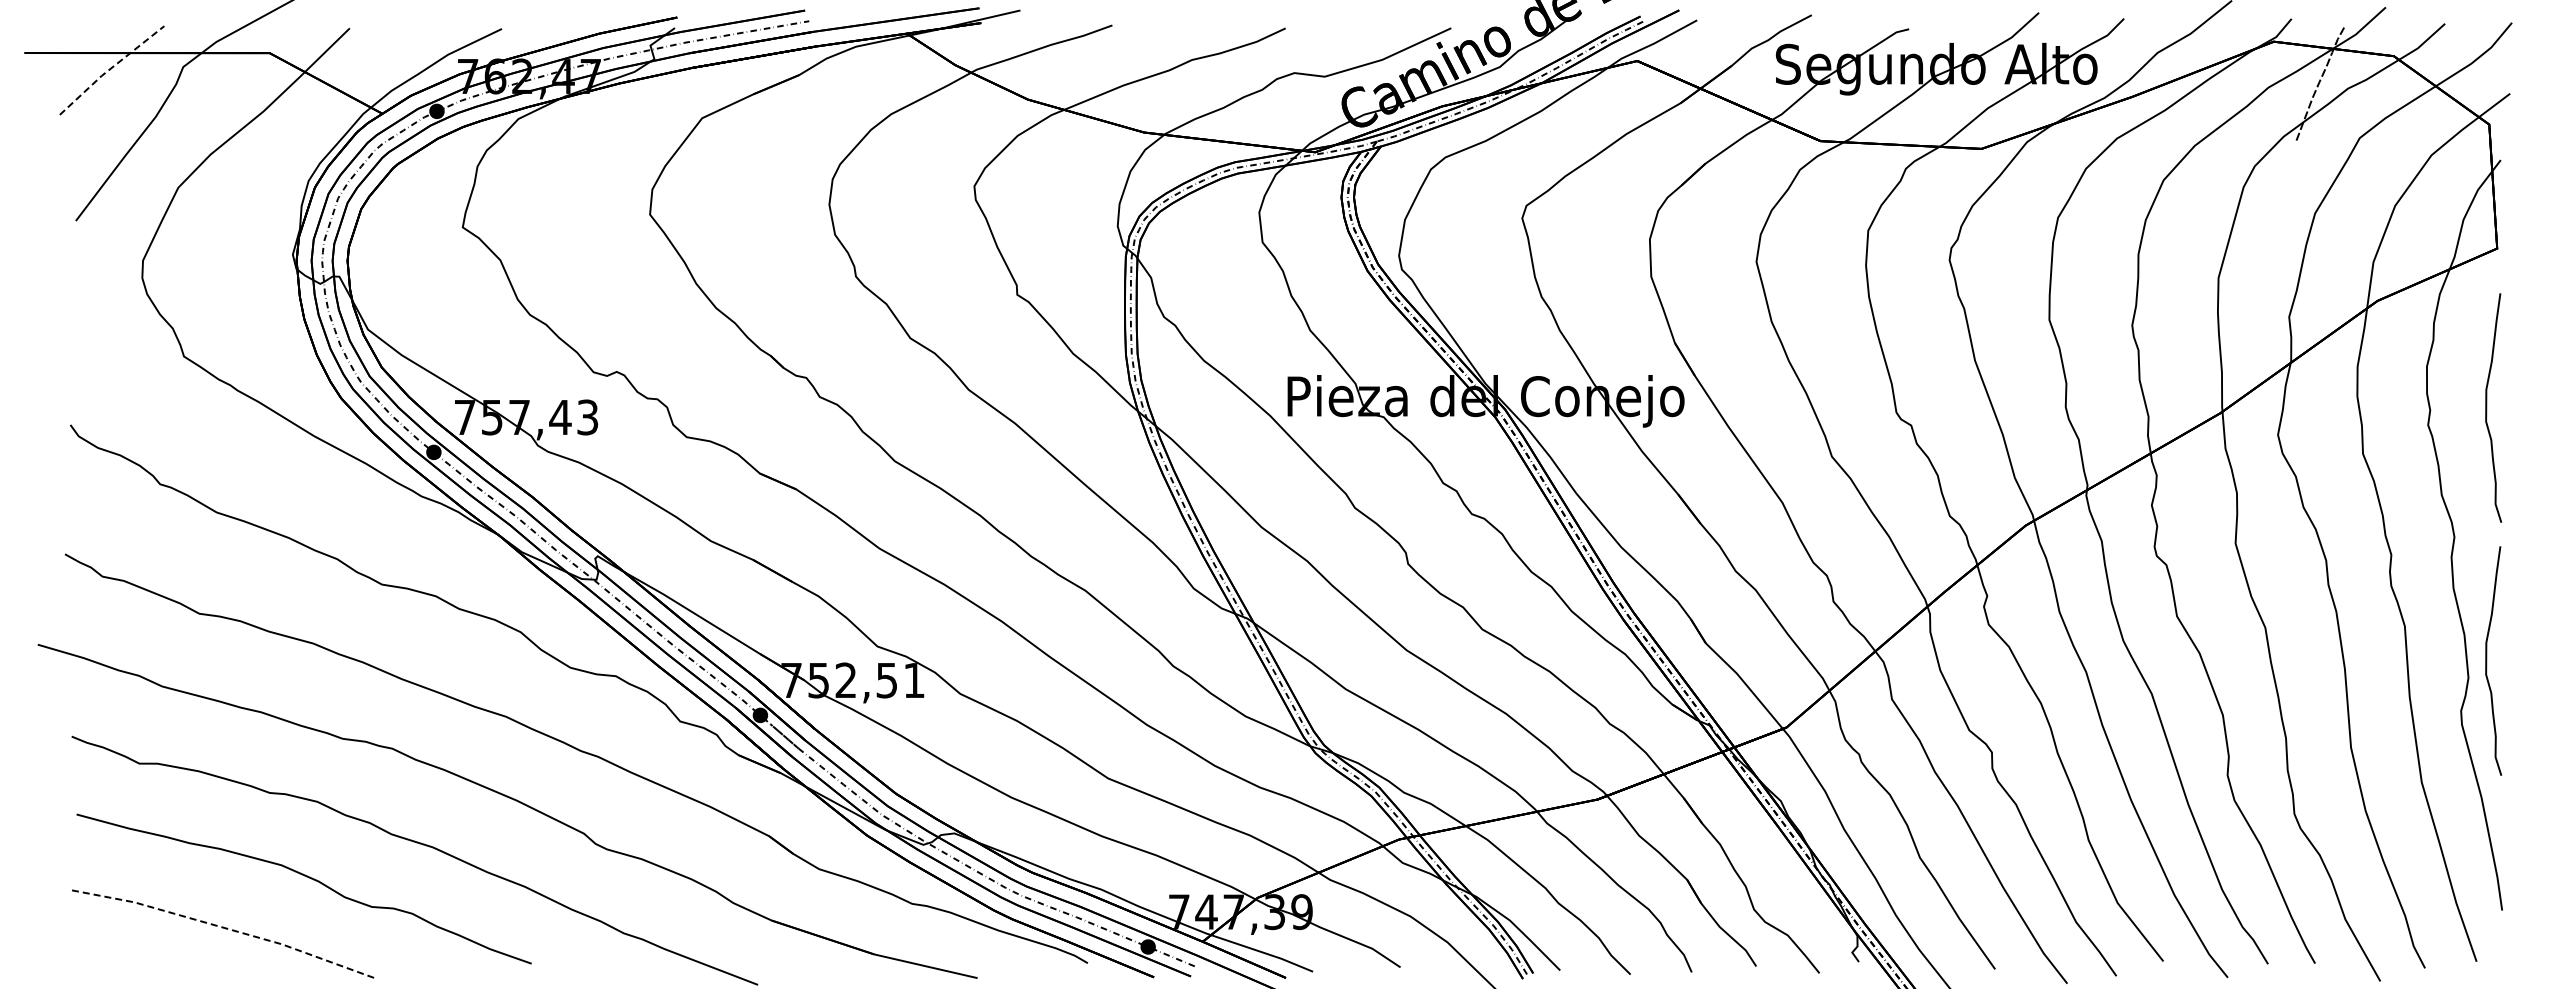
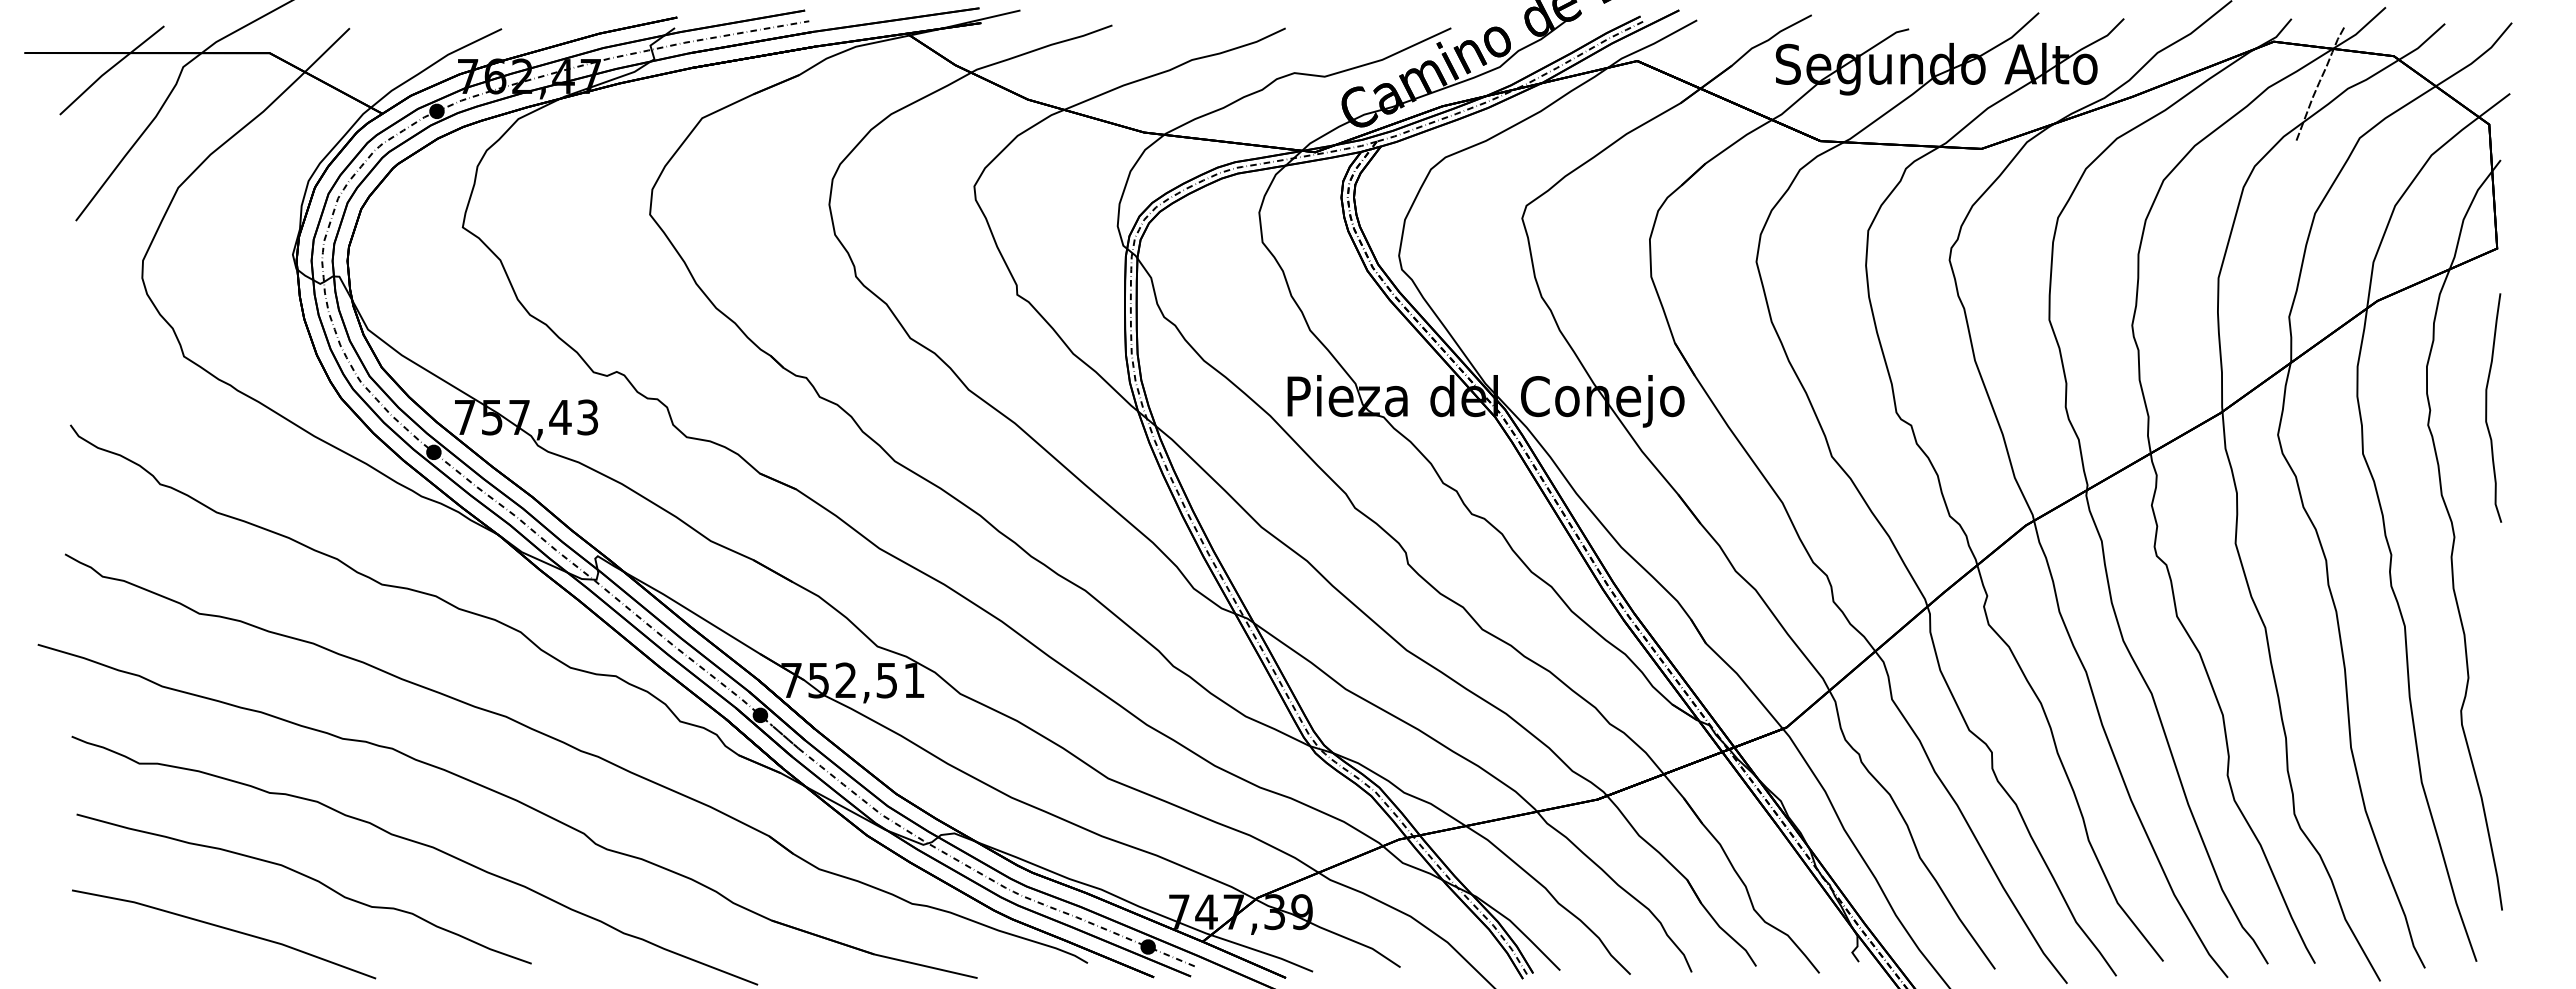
line: dashed -> solid (110, 68)
curve: present -> none (2487, 660)
line: dashed -> solid (226, 928)
